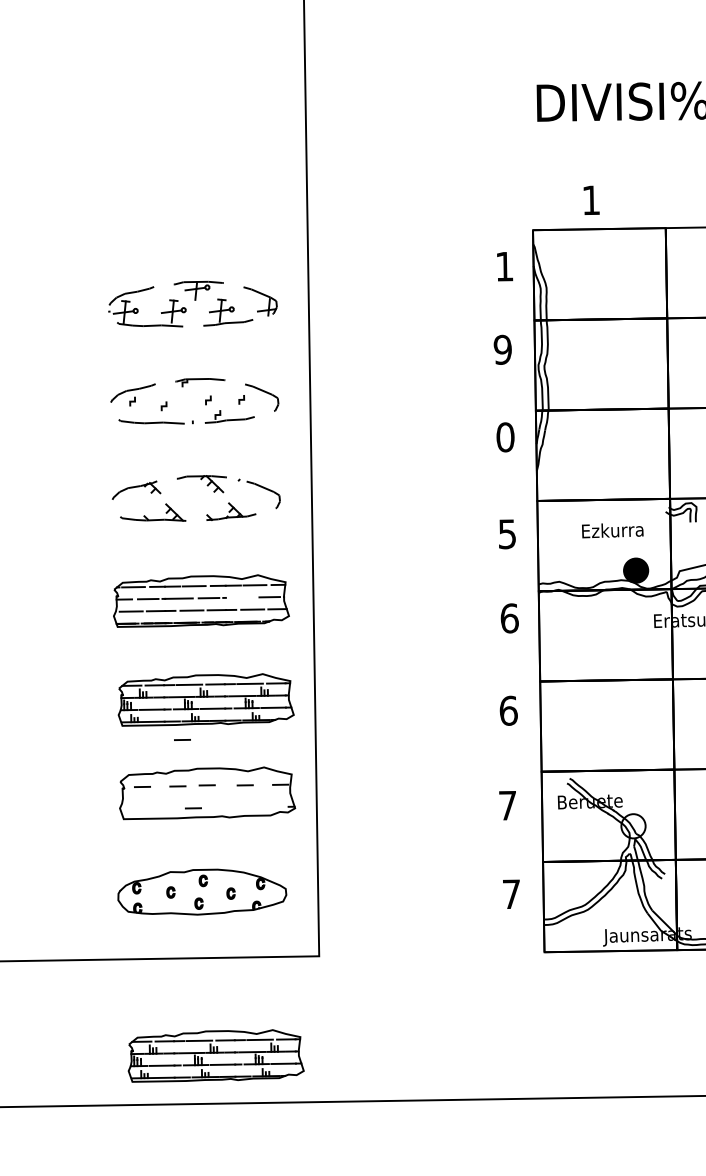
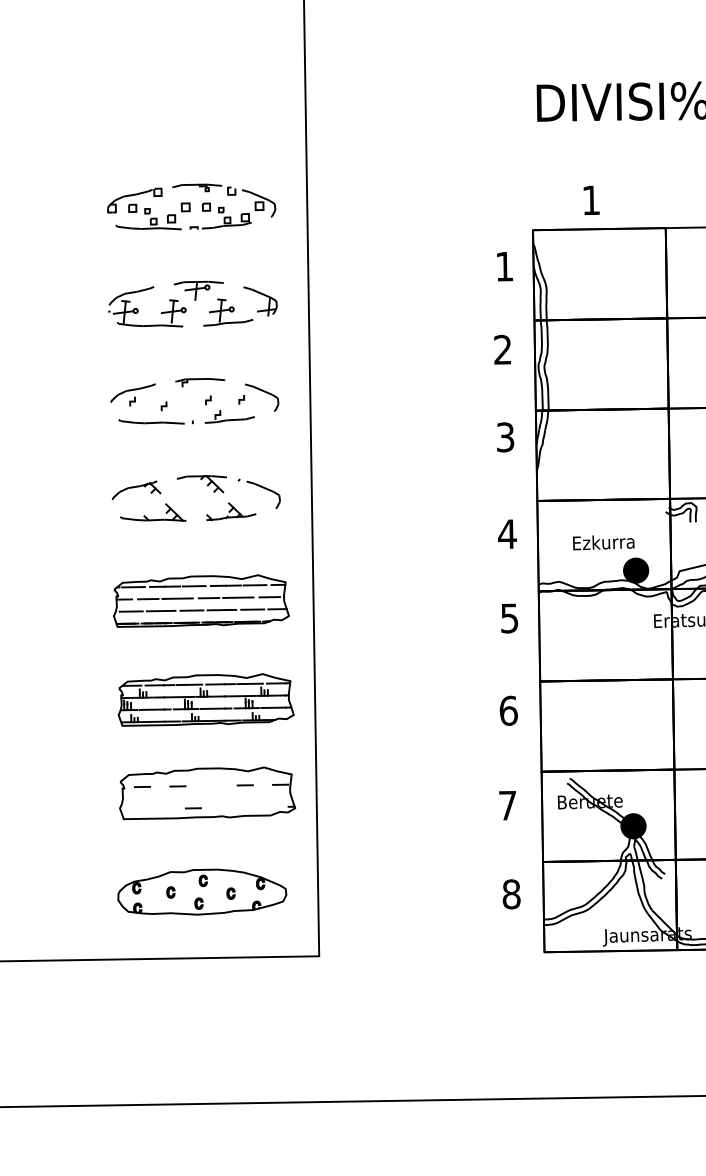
part: none -> present (191, 206)
text: 9 -> 2 (502, 349)
text: 0 -> 3 (505, 437)
text position: (612, 530) -> (603, 542) (603, 542)
text: 5 -> 4 (507, 534)
line: none -> present (239, 597)
text: 6 -> 5 (509, 618)
line: present -> none (182, 739)
line: present -> none (206, 785)
fill: none -> present (633, 826)
text: 7 -> 8 (511, 894)
part: present -> none (215, 1055)
